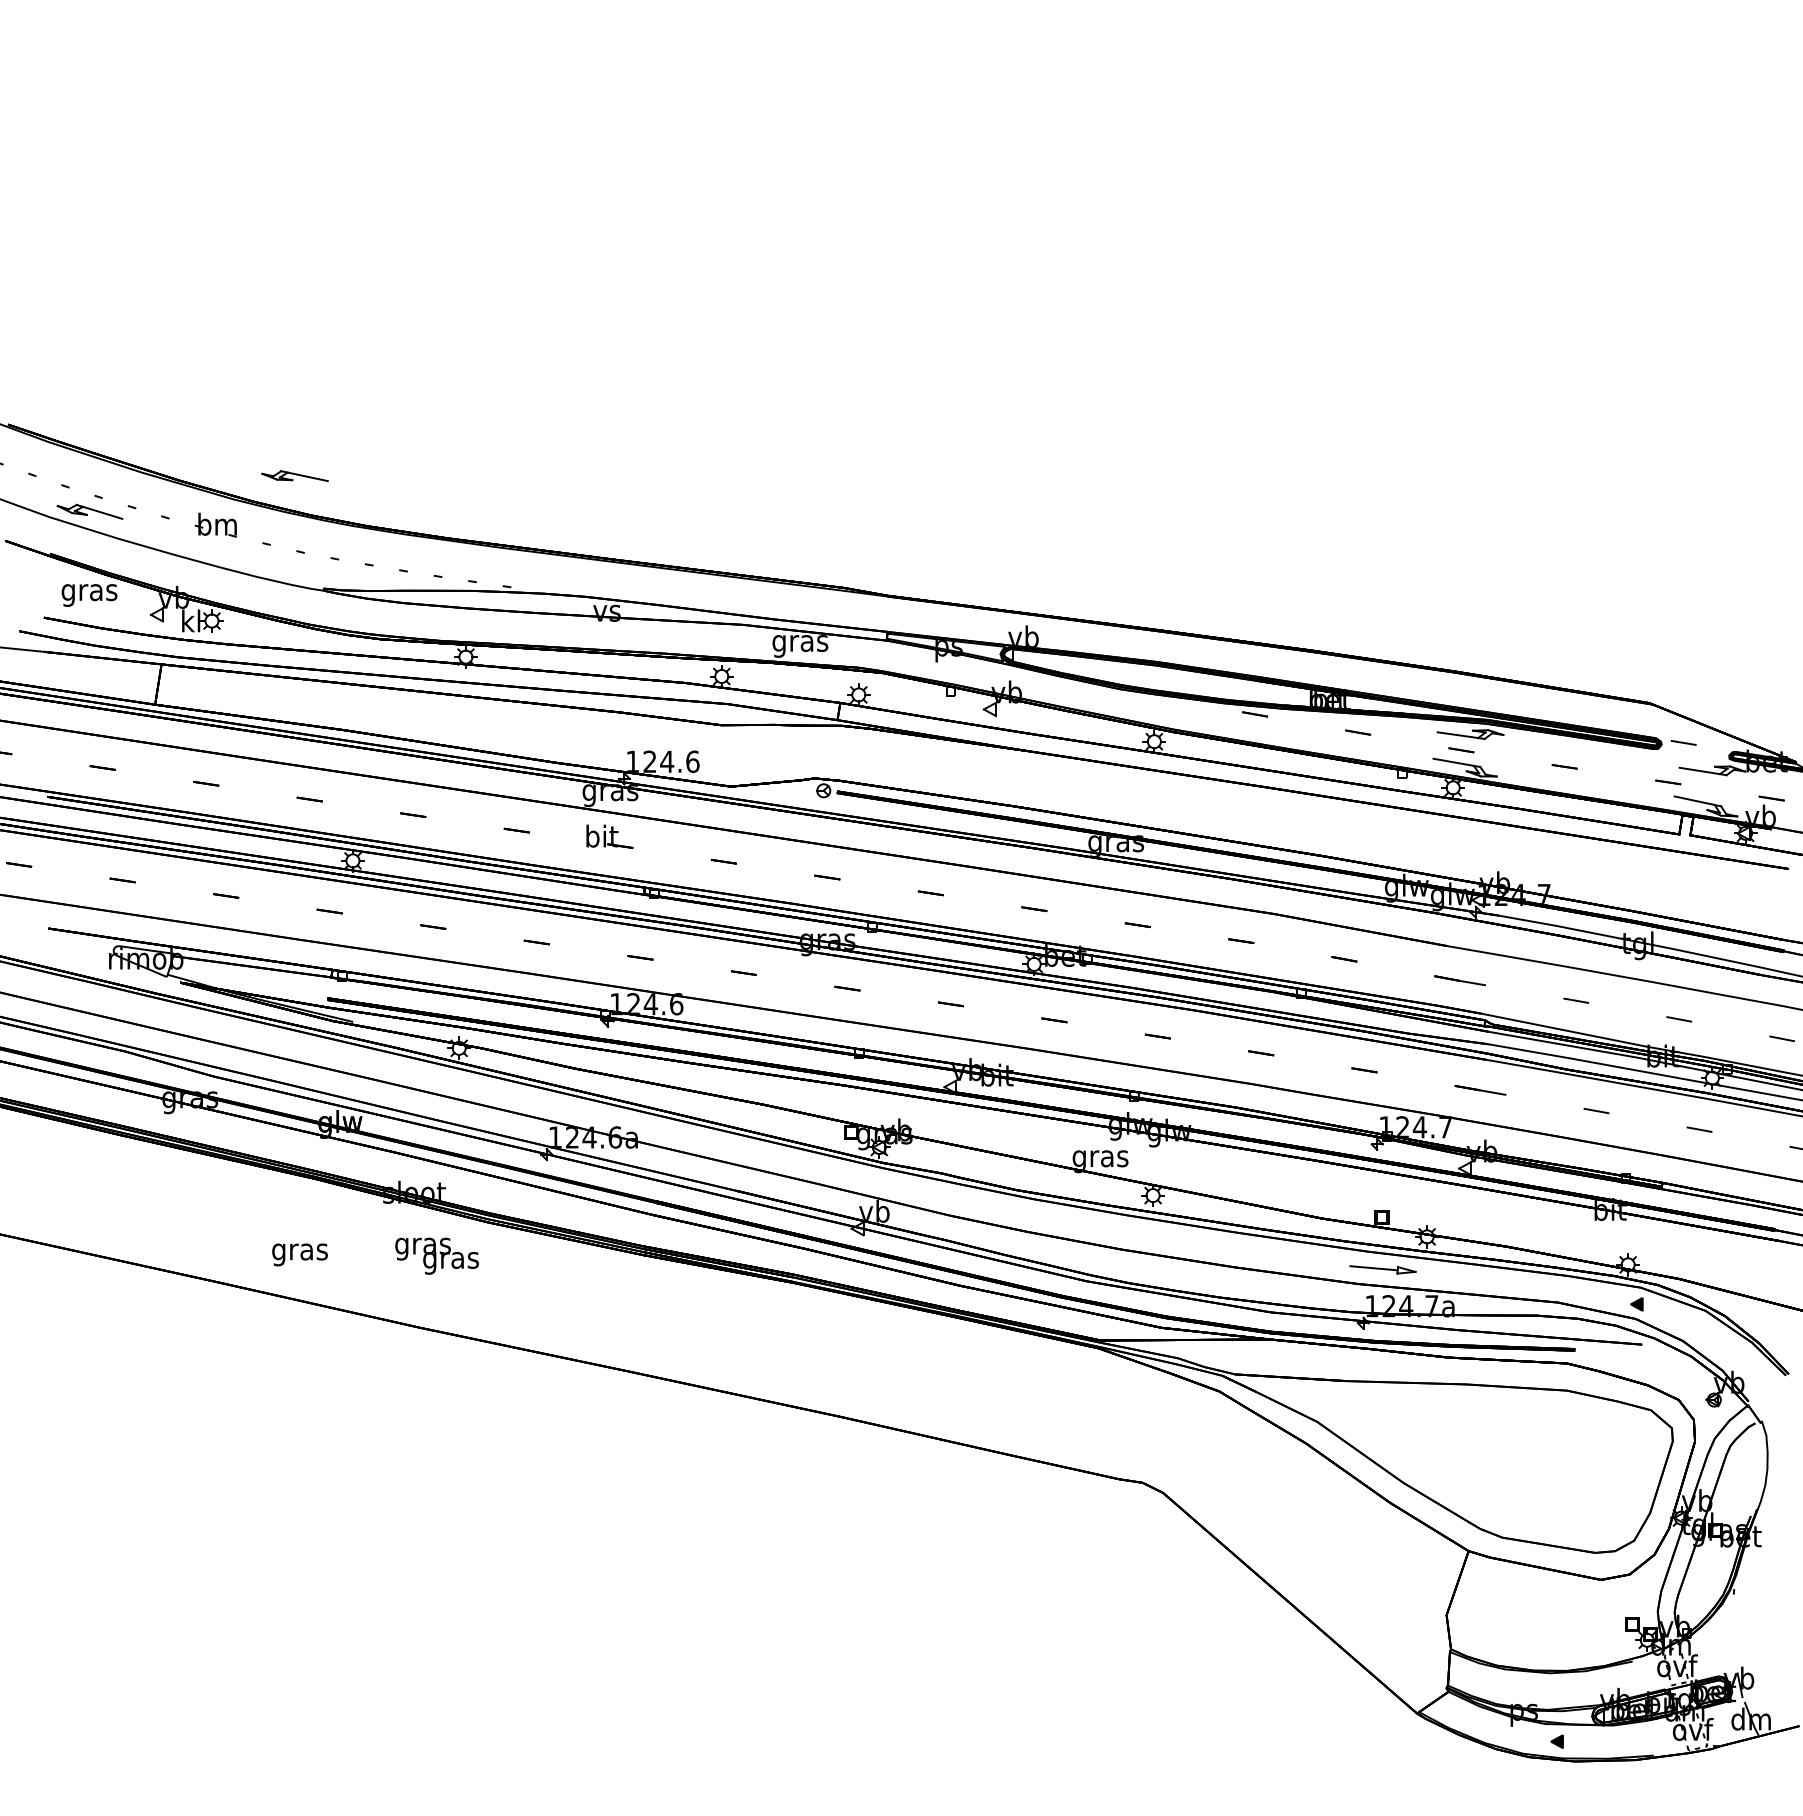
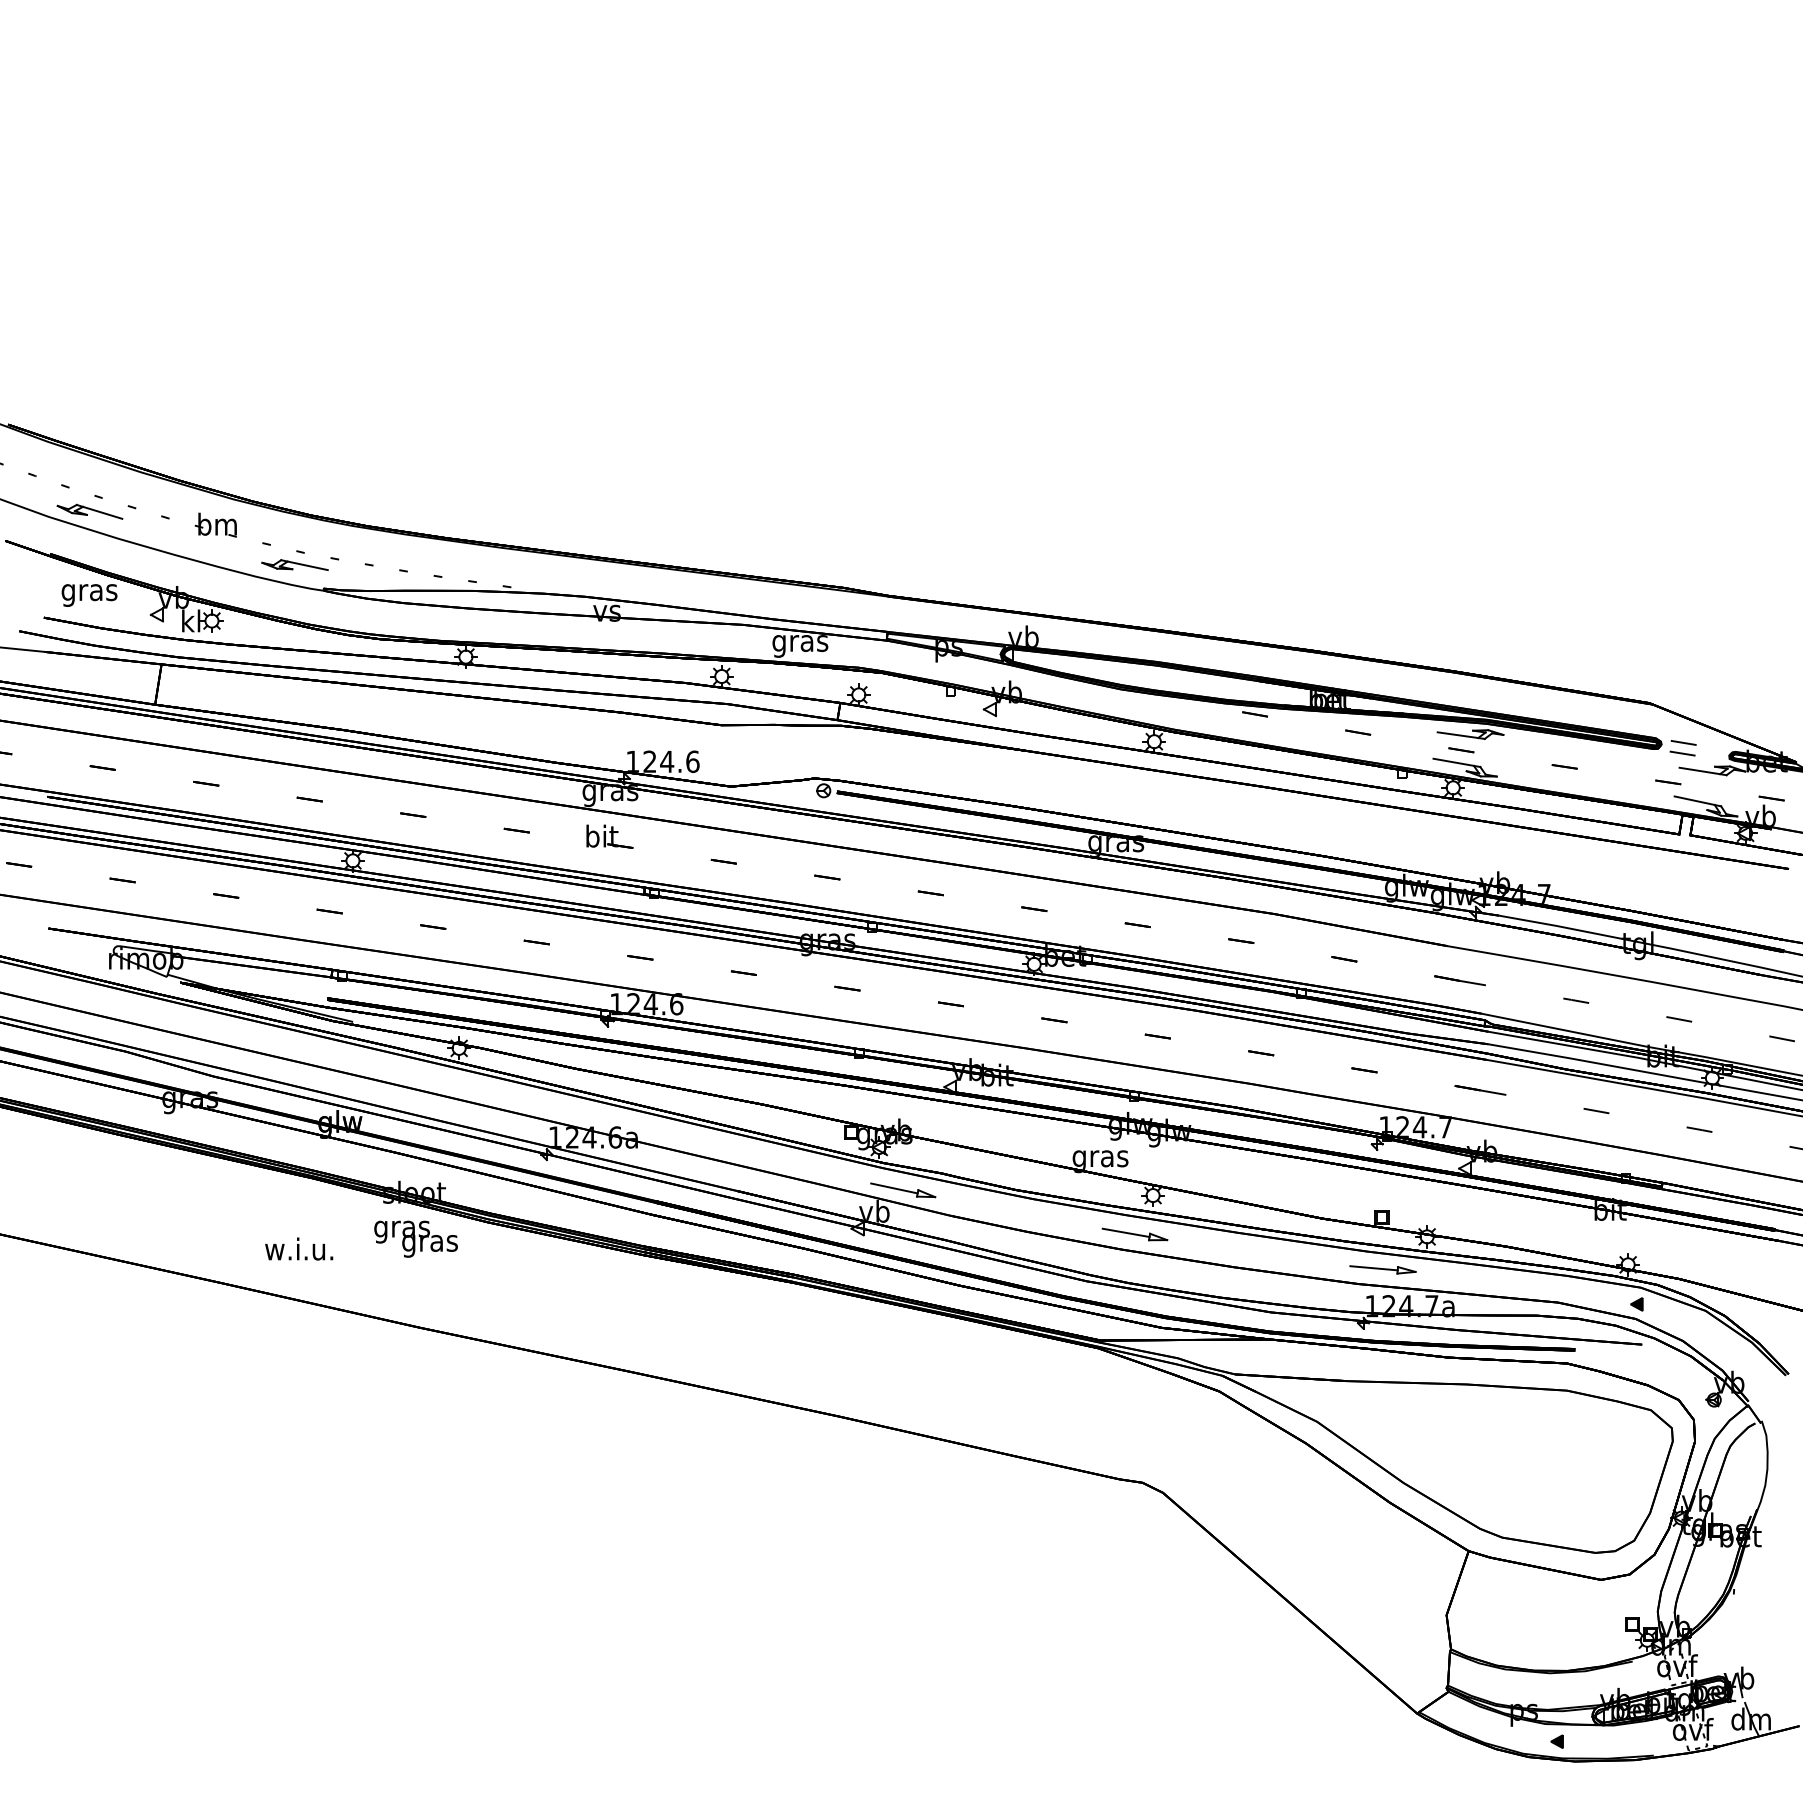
part position: (294, 475) -> (294, 564) (294, 564)
line: none -> present (1682, 753)
part: none -> present (903, 1190)
part: none -> present (1134, 1234)
text: gras -> w.i.u. (299, 1251)
text position: (436, 1255) -> (415, 1238) (415, 1238)
